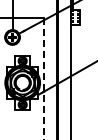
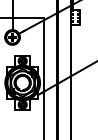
line: dashed -> solid (44, 79)
